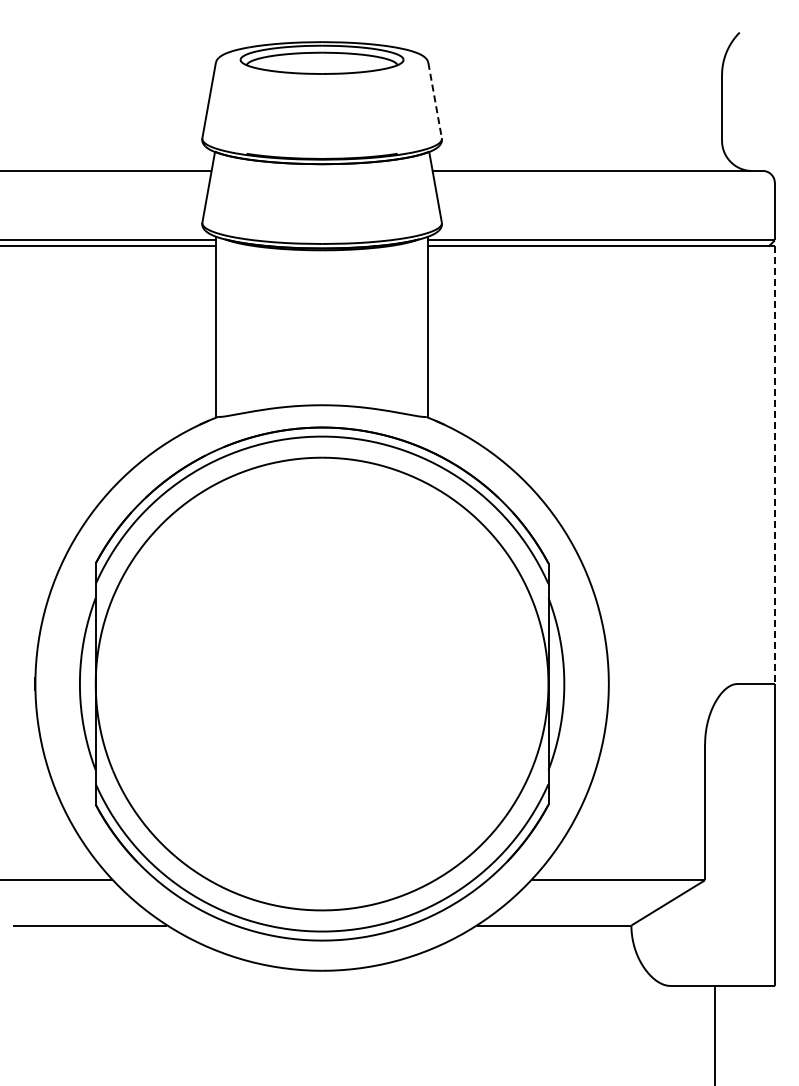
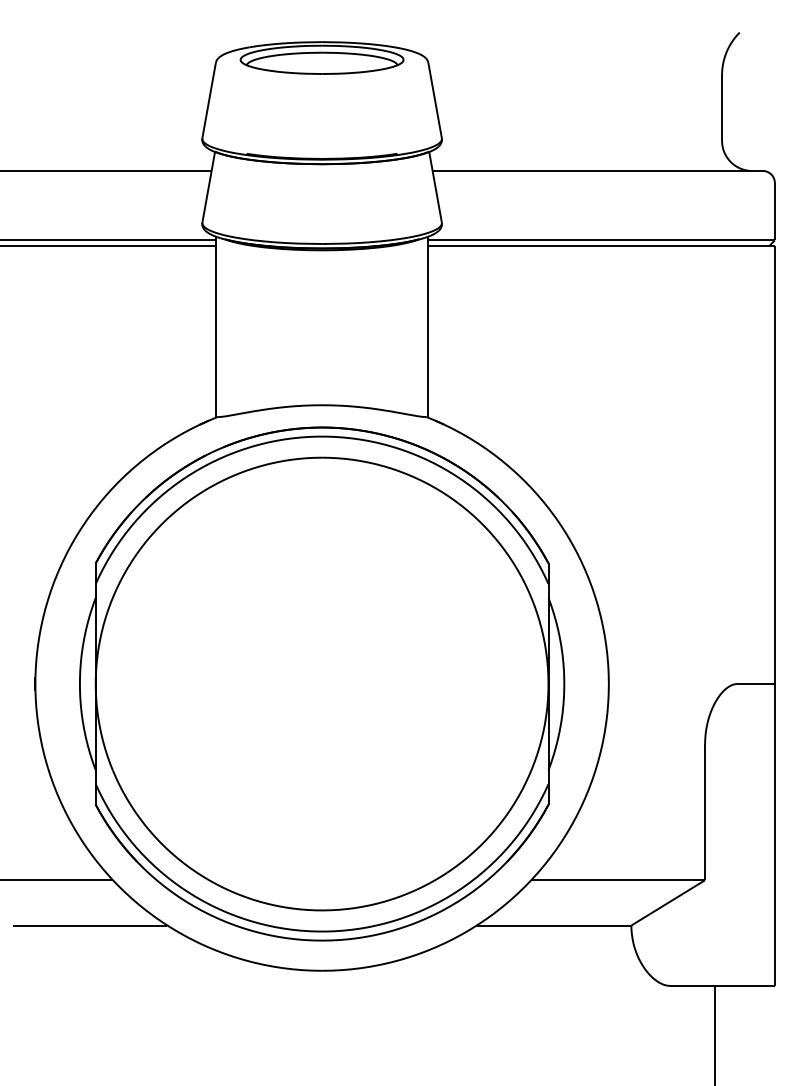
line: dashed -> solid (435, 101)
line: dashed -> solid (774, 465)
